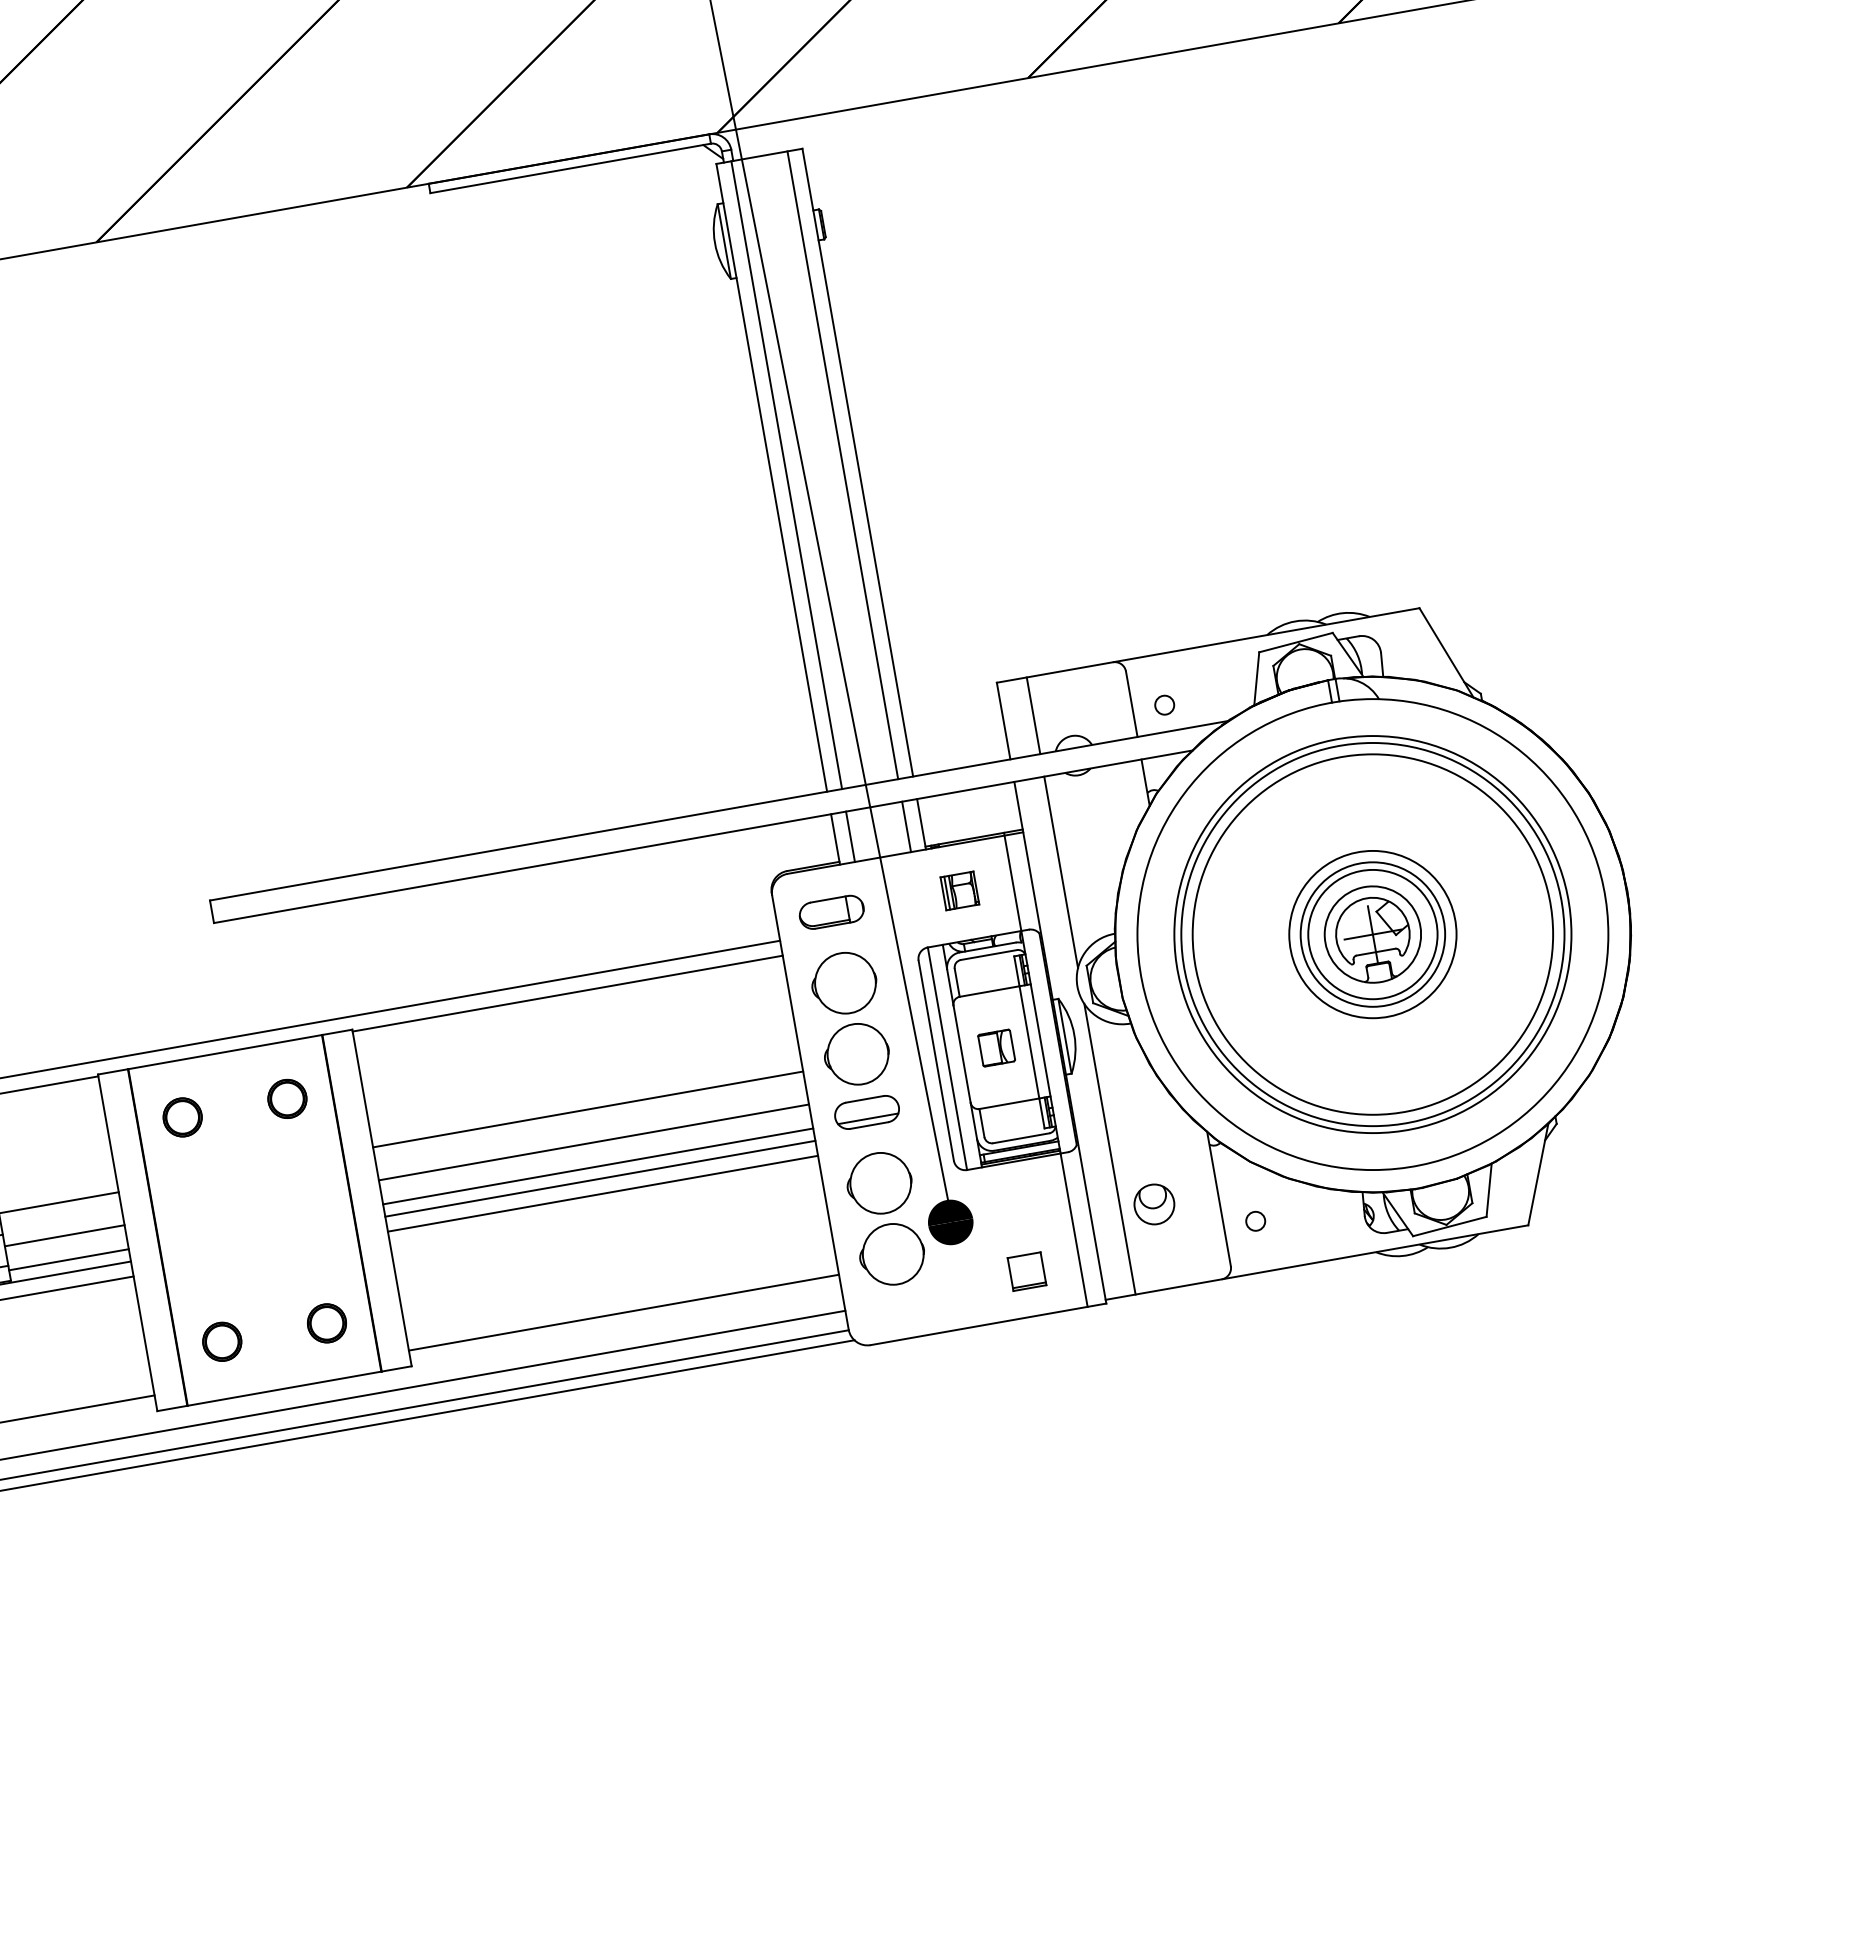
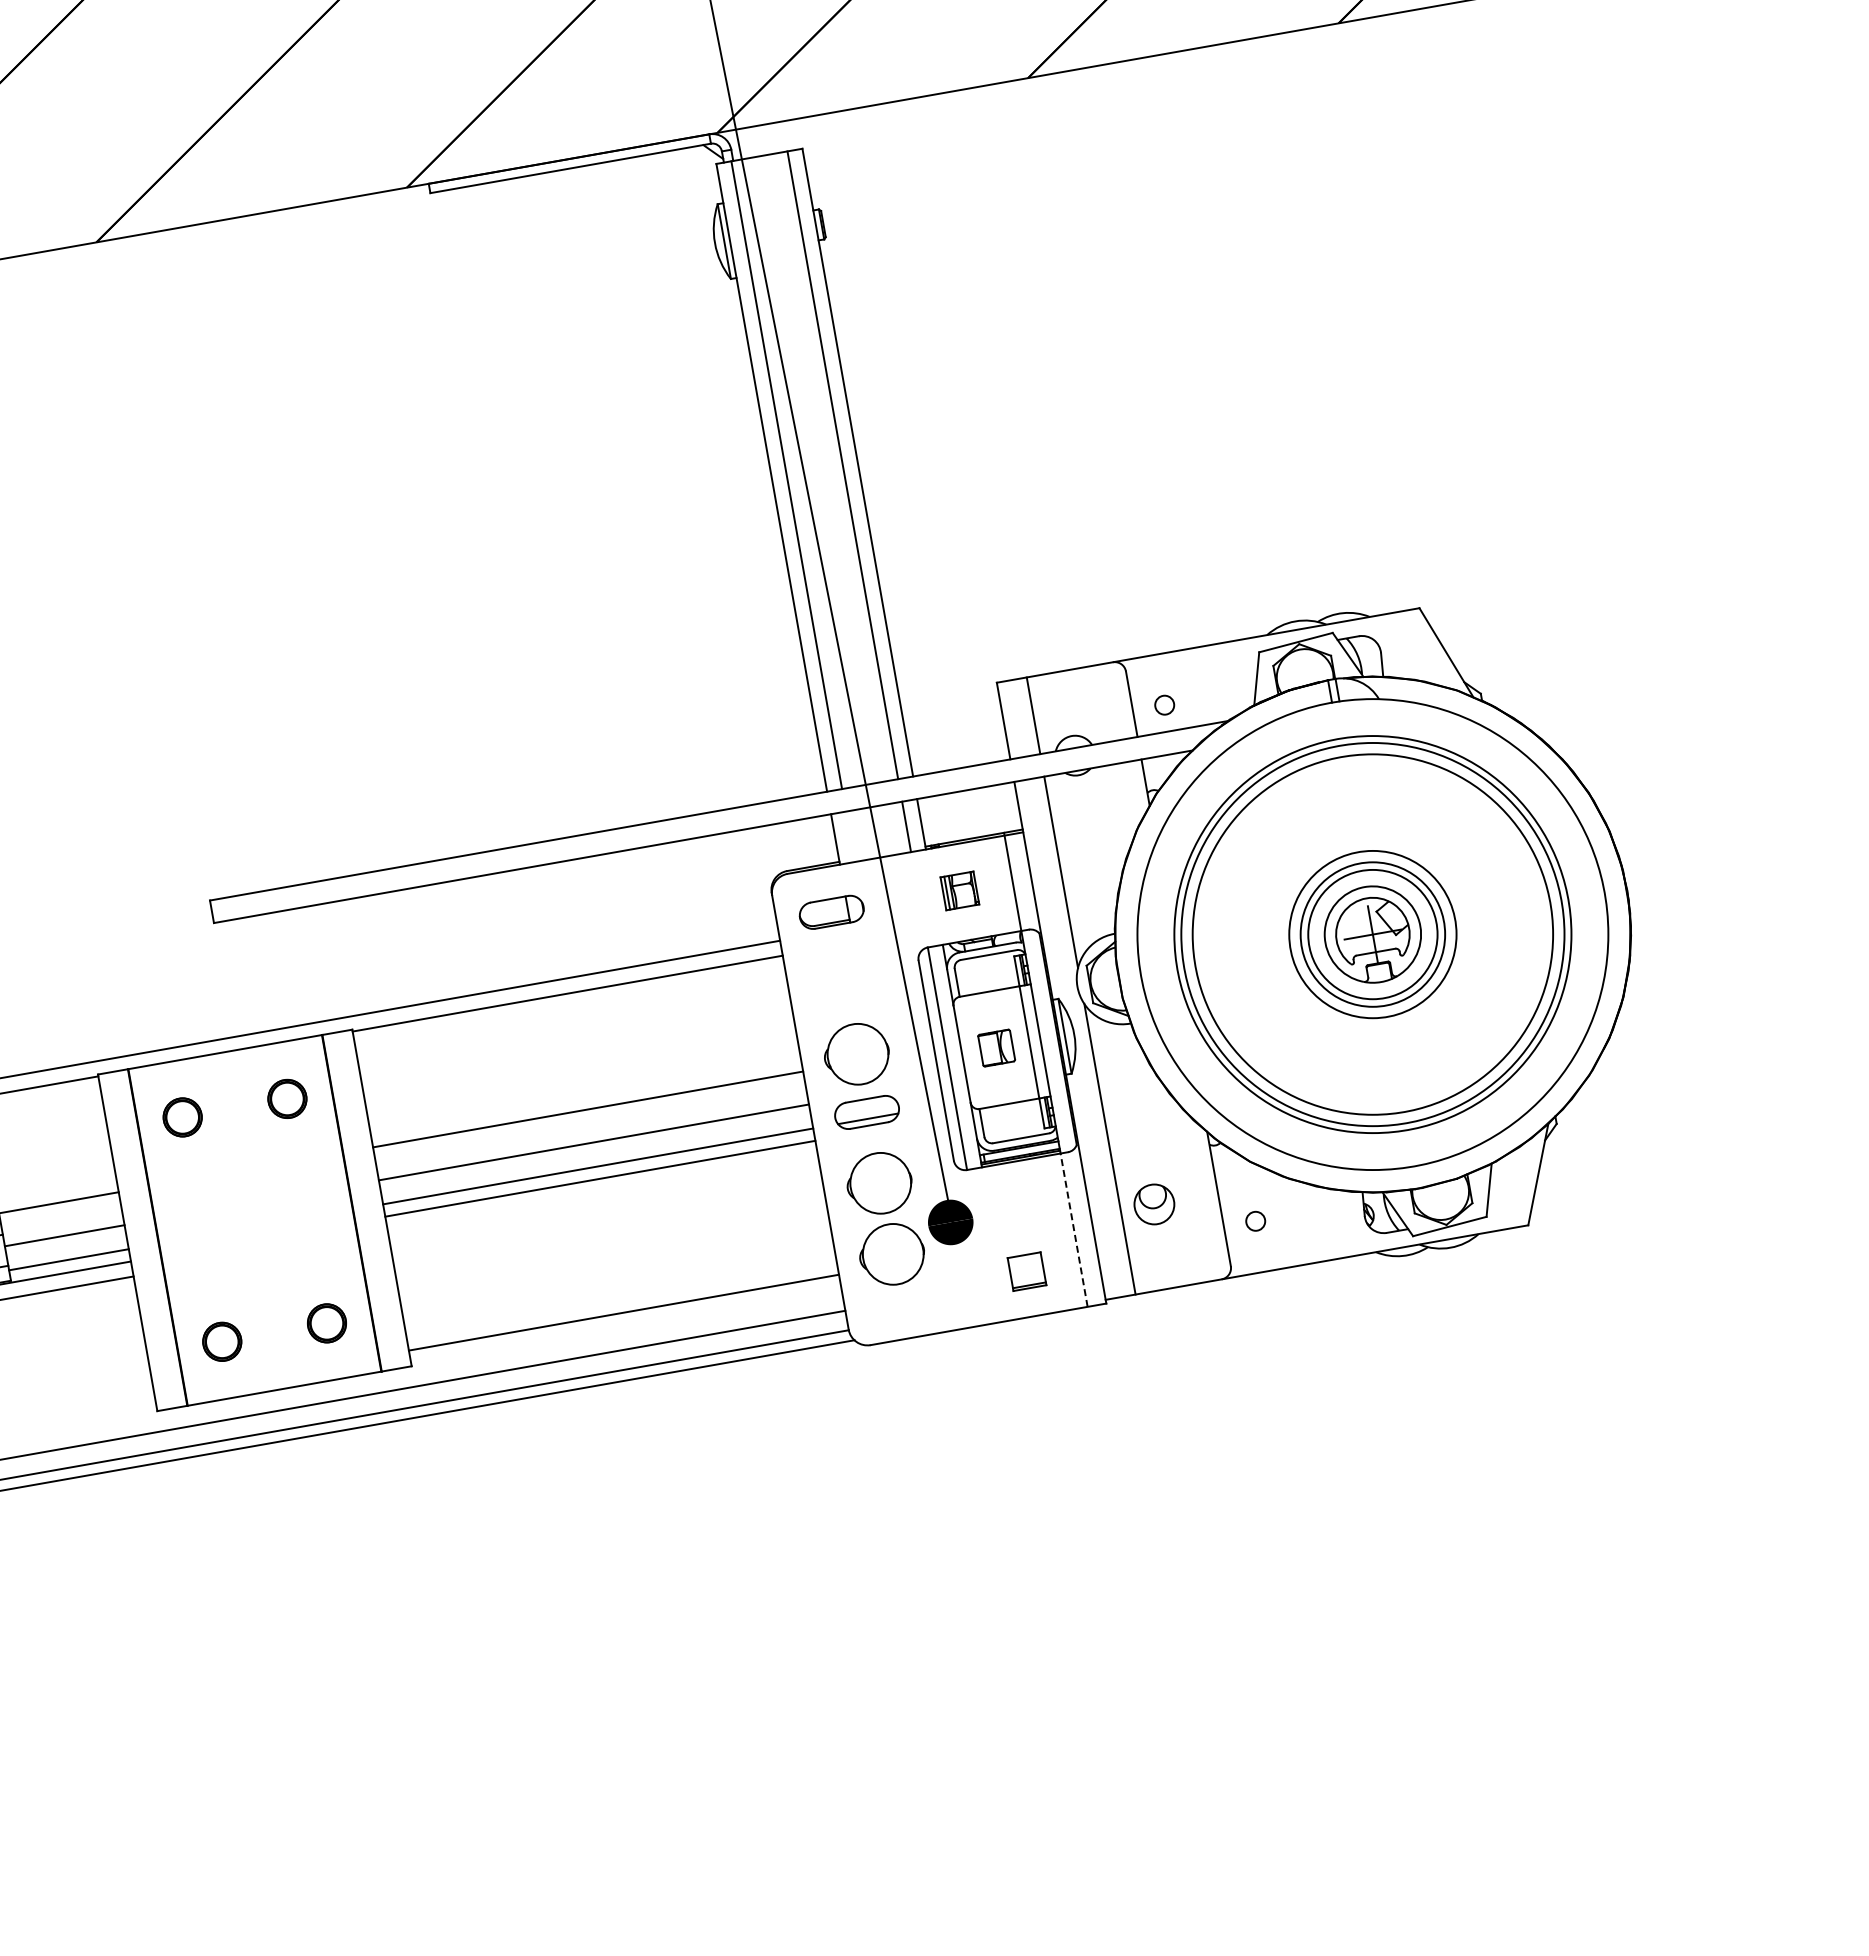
line: present -> none (850, 836)
part: present -> none (844, 983)
line: present -> none (602, 1193)
line: solid -> dashed (1074, 1230)
line: present -> none (78, 1408)
